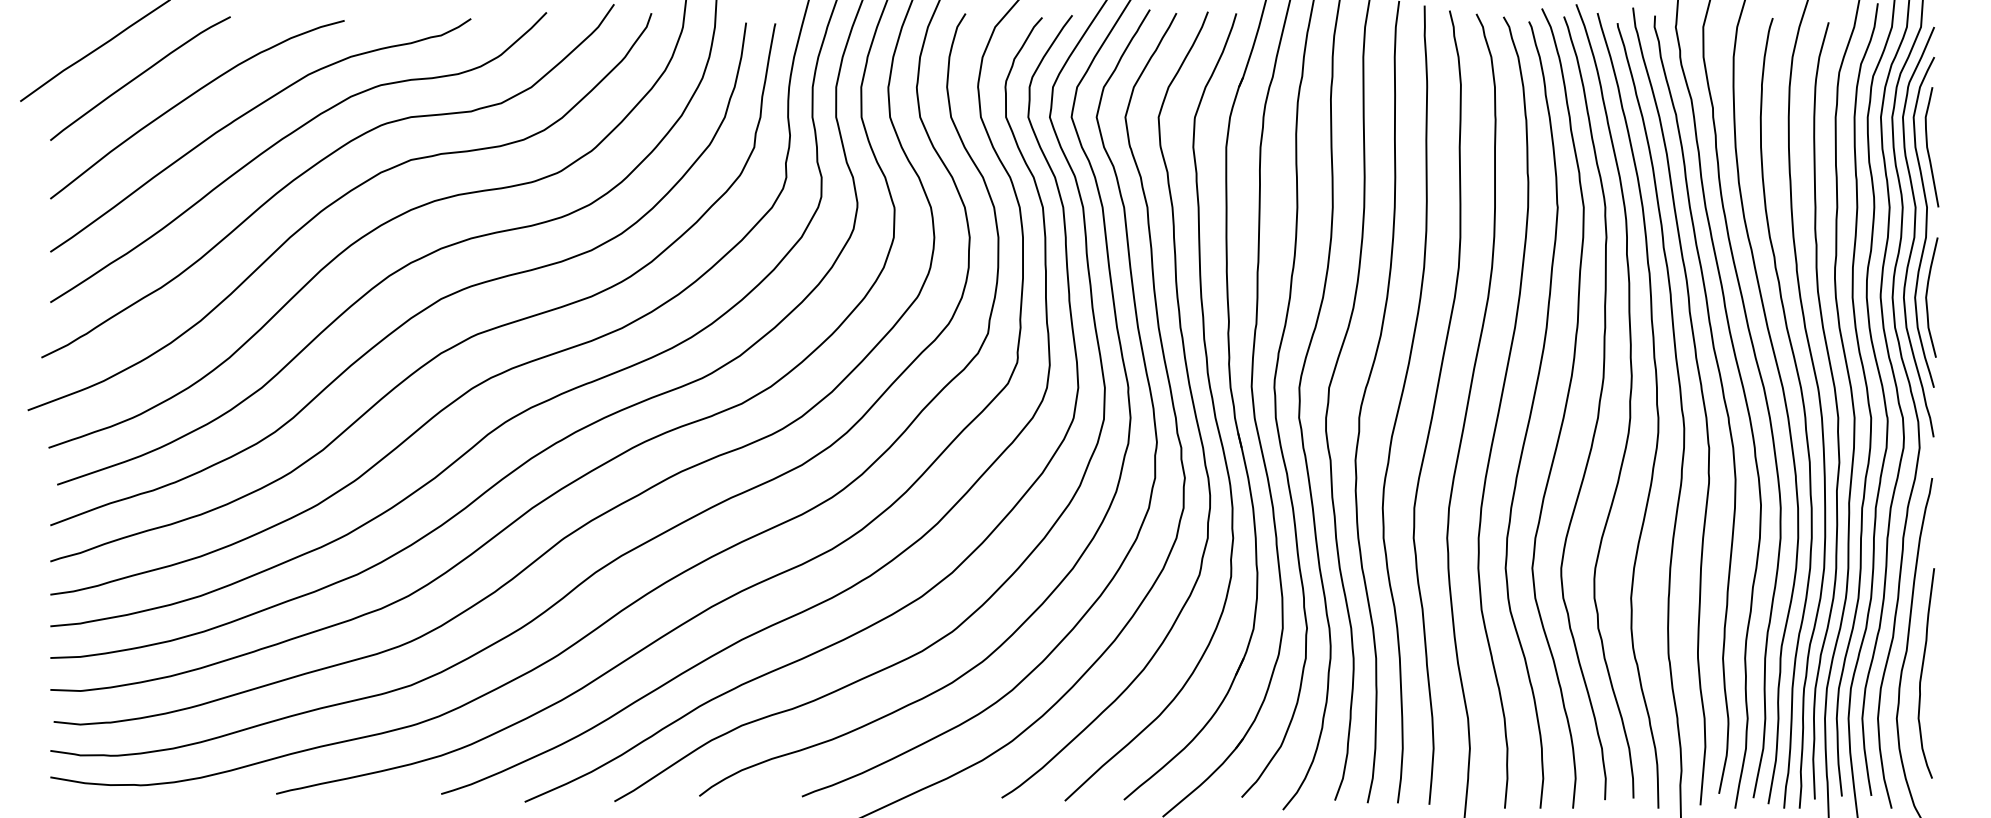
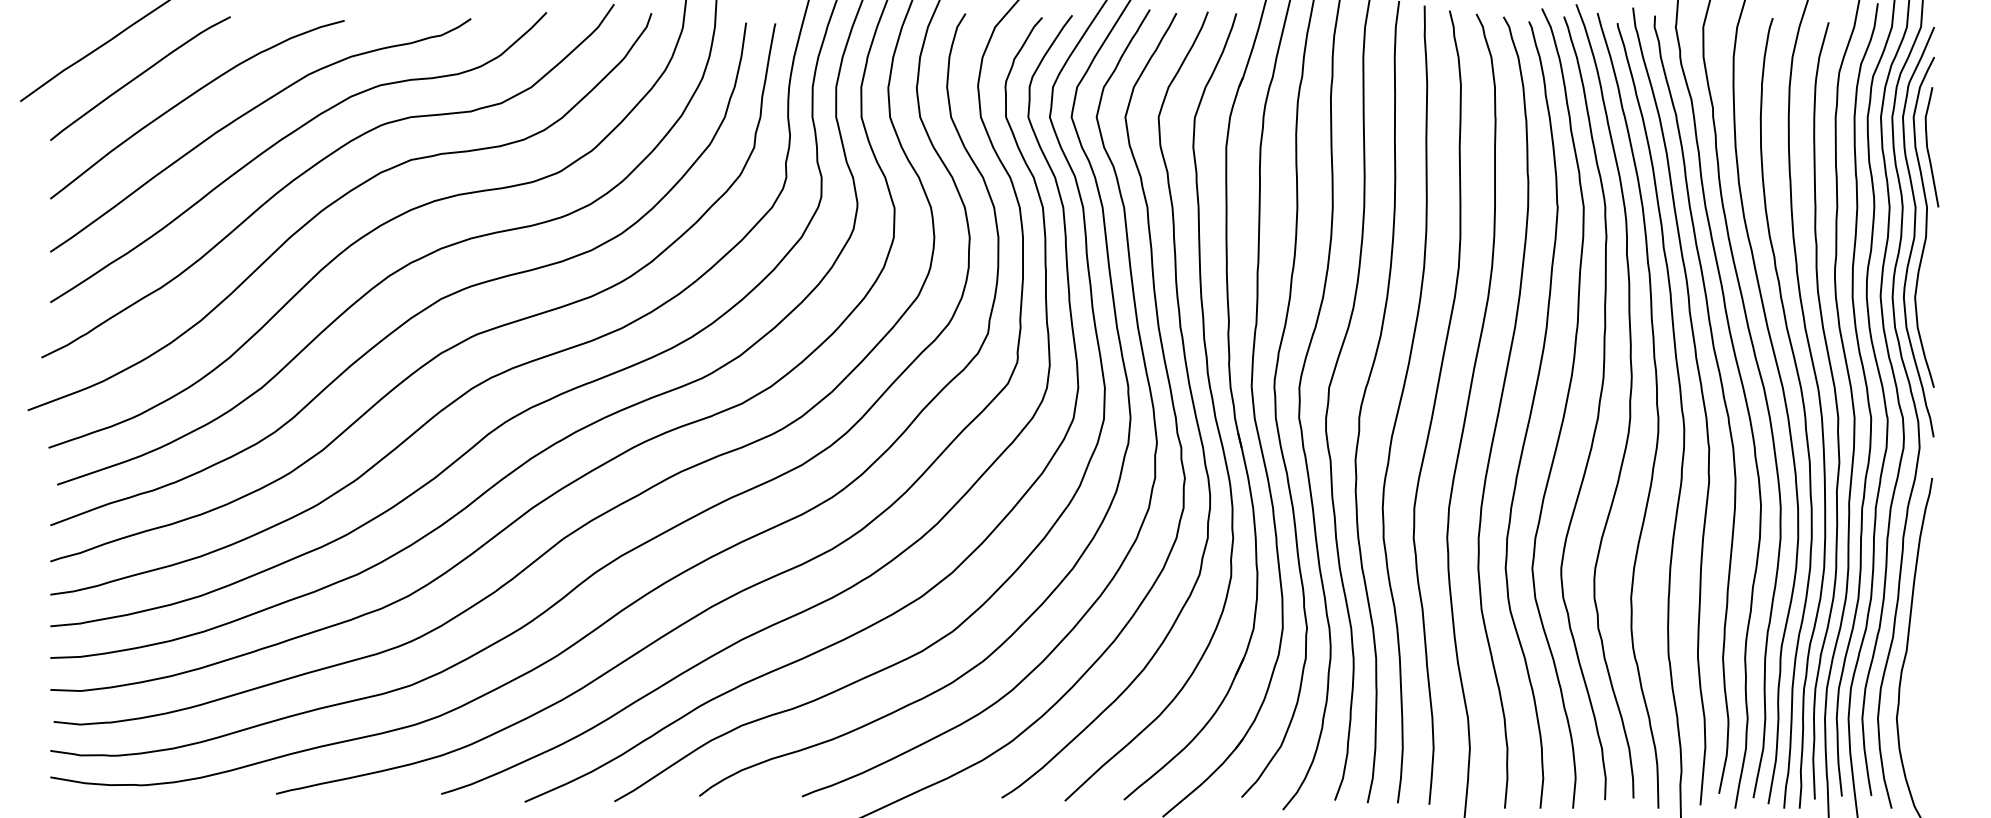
curve: present -> none (1927, 296)
curve: present -> none (1922, 673)
